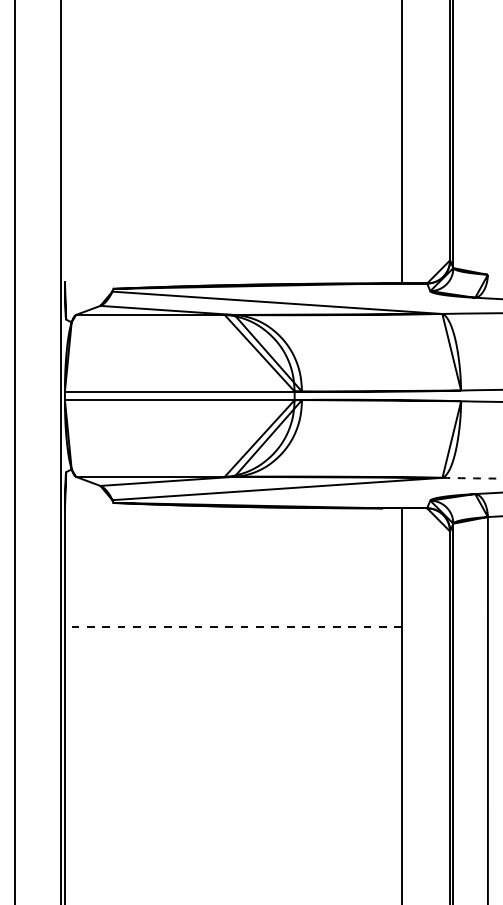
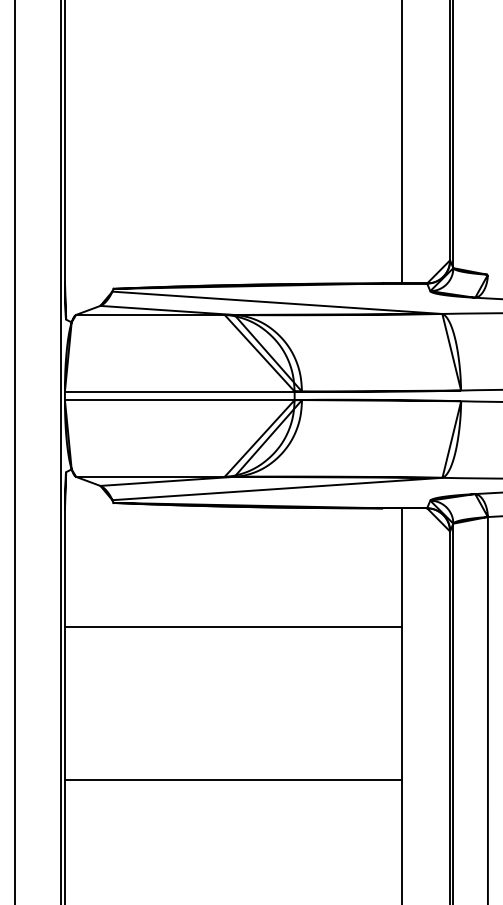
line: none -> present (64, 141)
arc: dashed -> solid (473, 478)
line: dashed -> solid (233, 626)
line: none -> present (233, 780)
